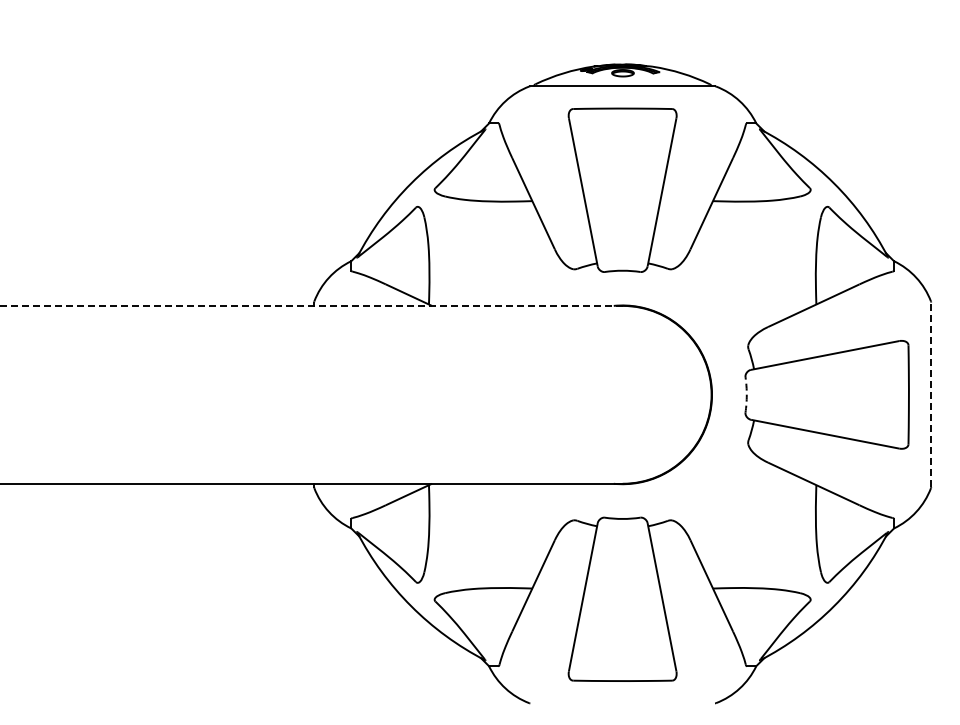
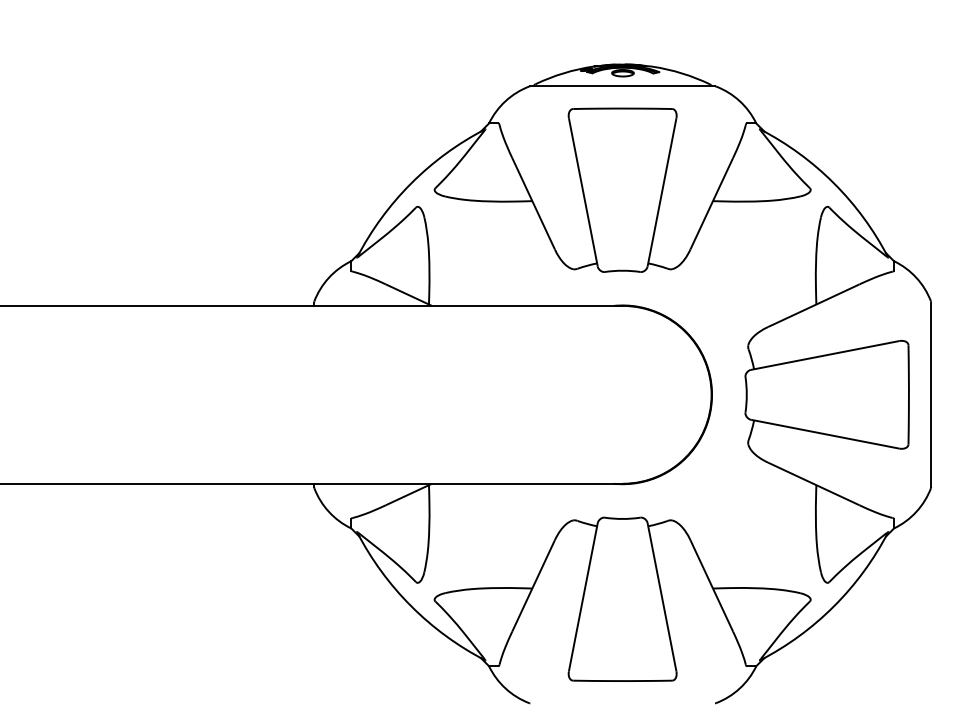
line: dashed -> solid (311, 305)
arc: dashed -> solid (746, 394)
line: dashed -> solid (931, 394)
